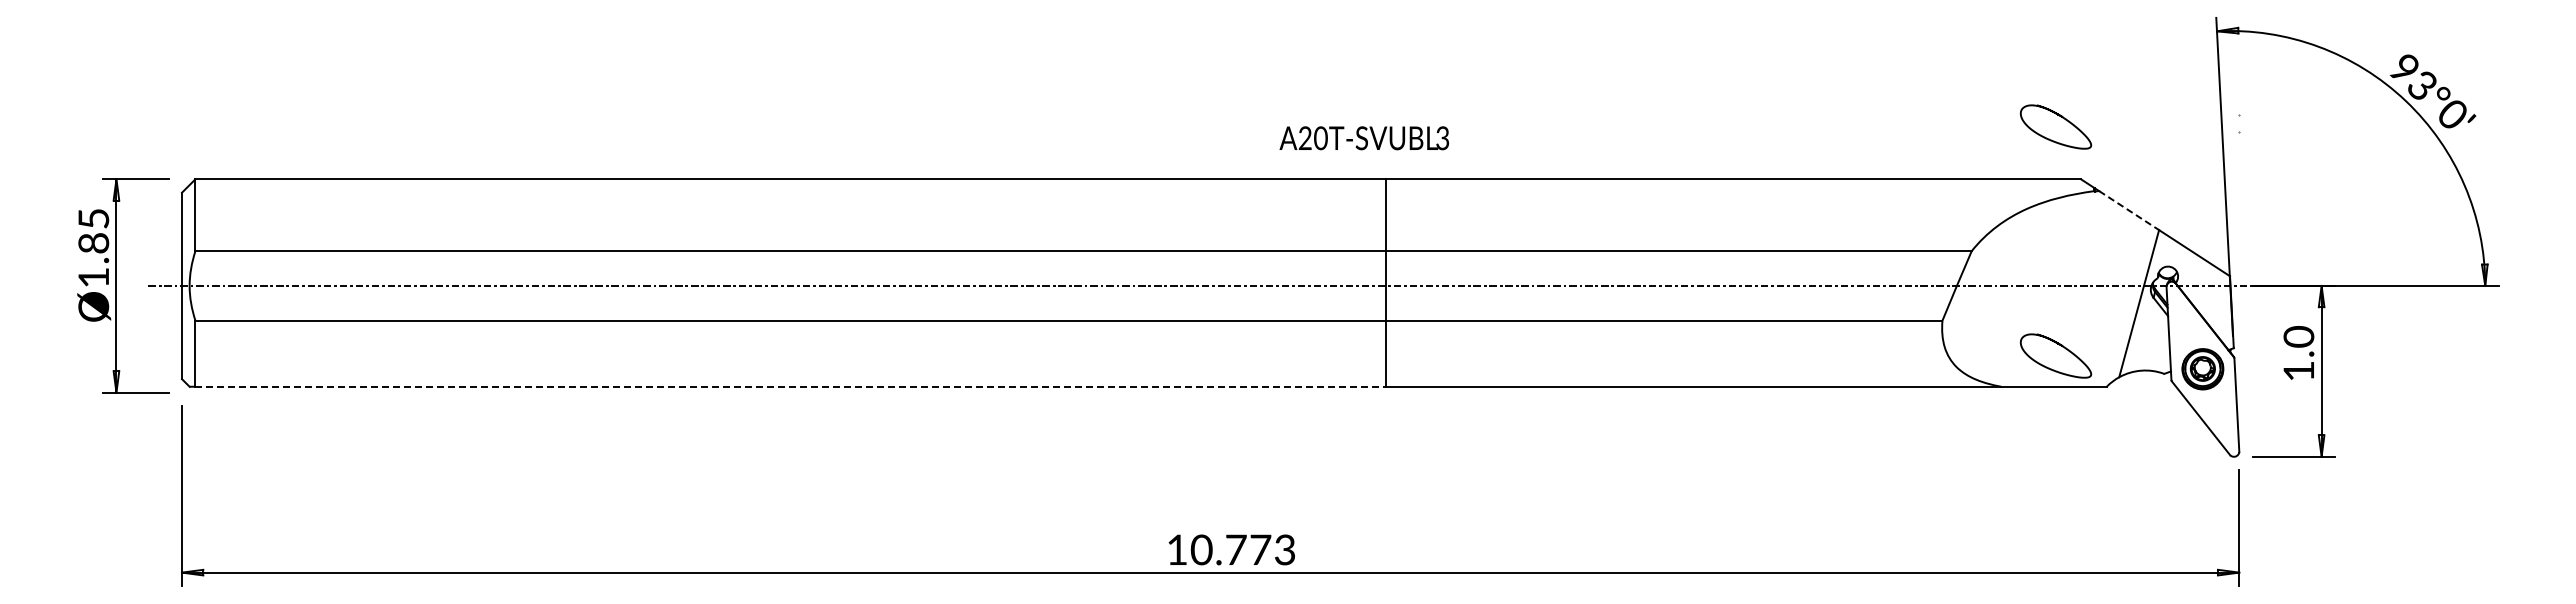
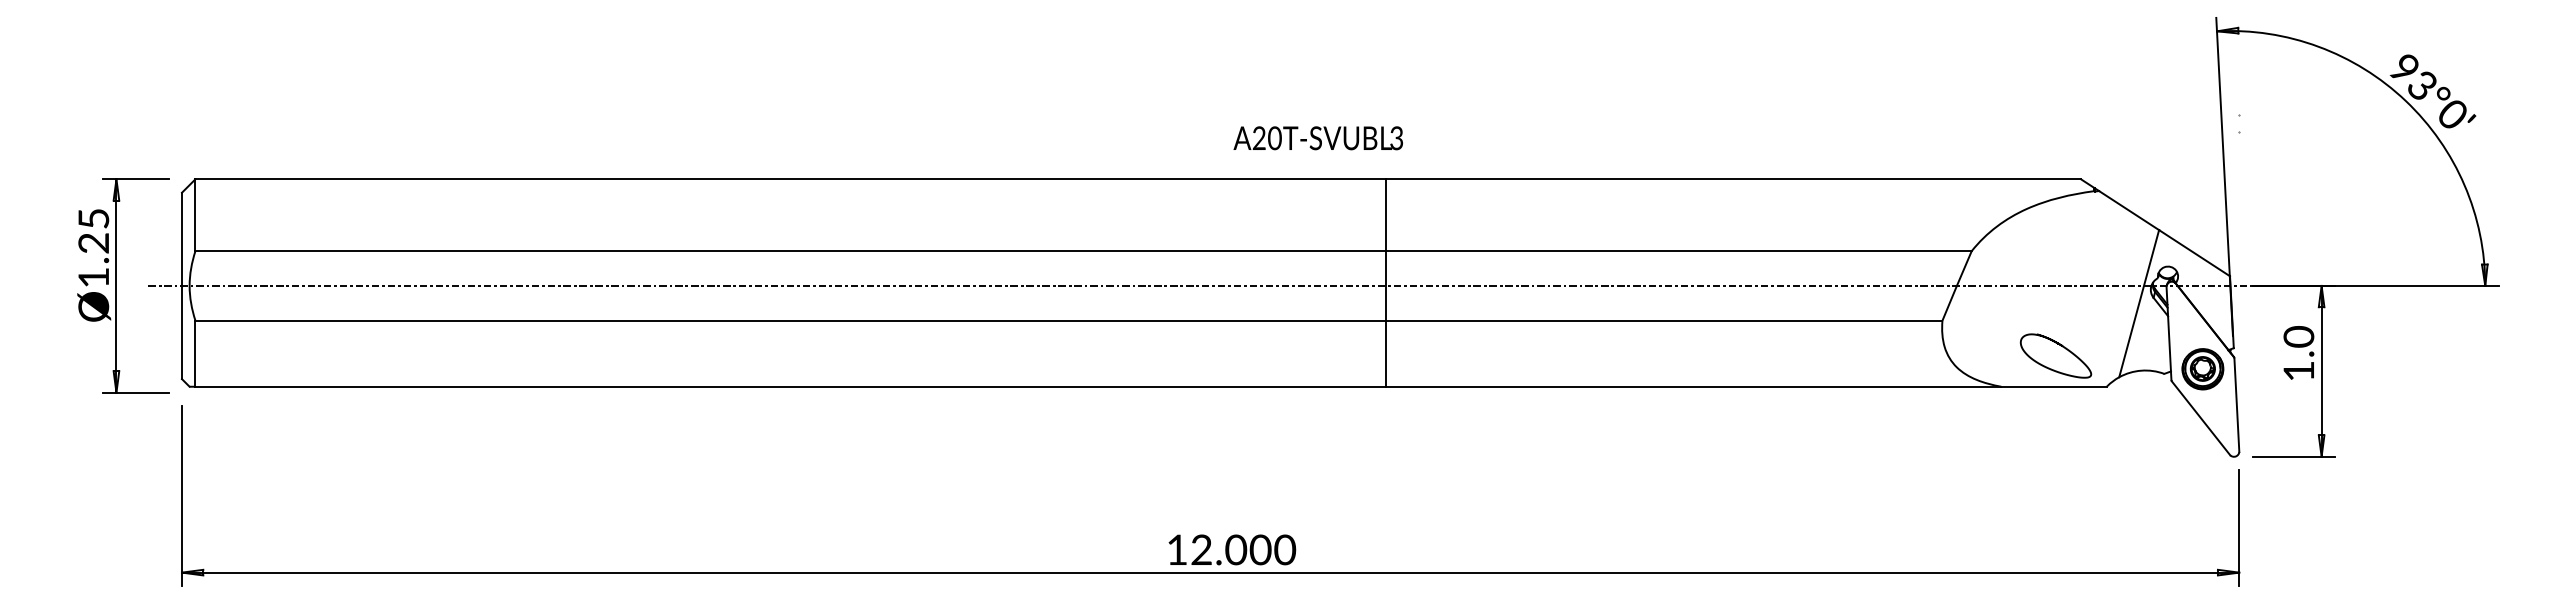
curve: present -> none (2060, 117)
text position: (1363, 138) -> (1317, 138) (1317, 138)
line: dashed -> solid (2129, 210)
text: Ø1.85 -> Ø1.25 (94, 243)
line: dashed -> solid (791, 386)
text: 10.773 -> 12.000 (1243, 549)
